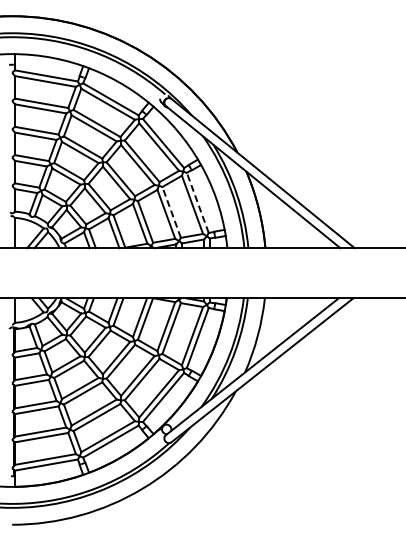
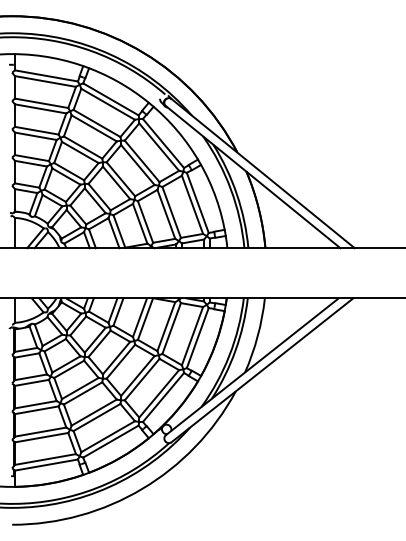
line: dashed -> solid (197, 202)
line: dashed -> solid (171, 211)
